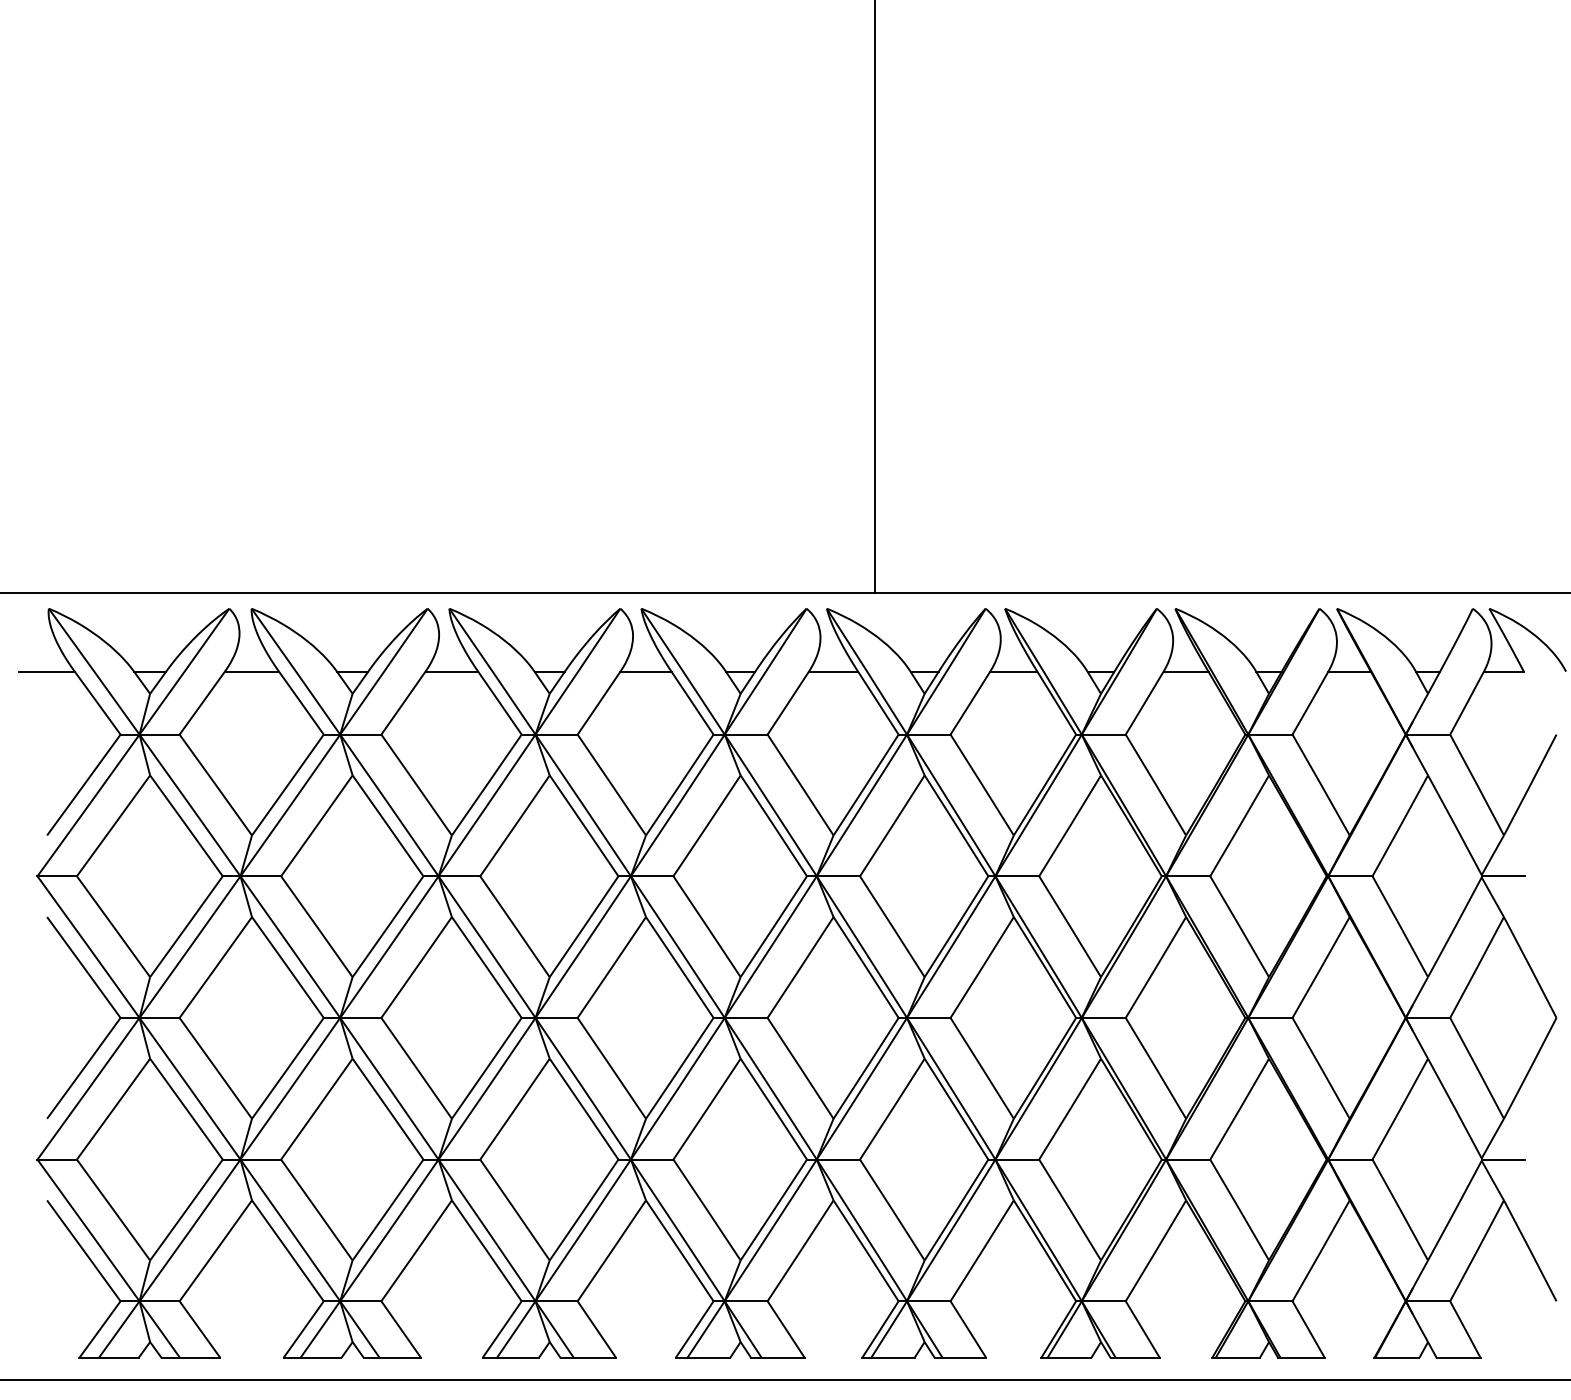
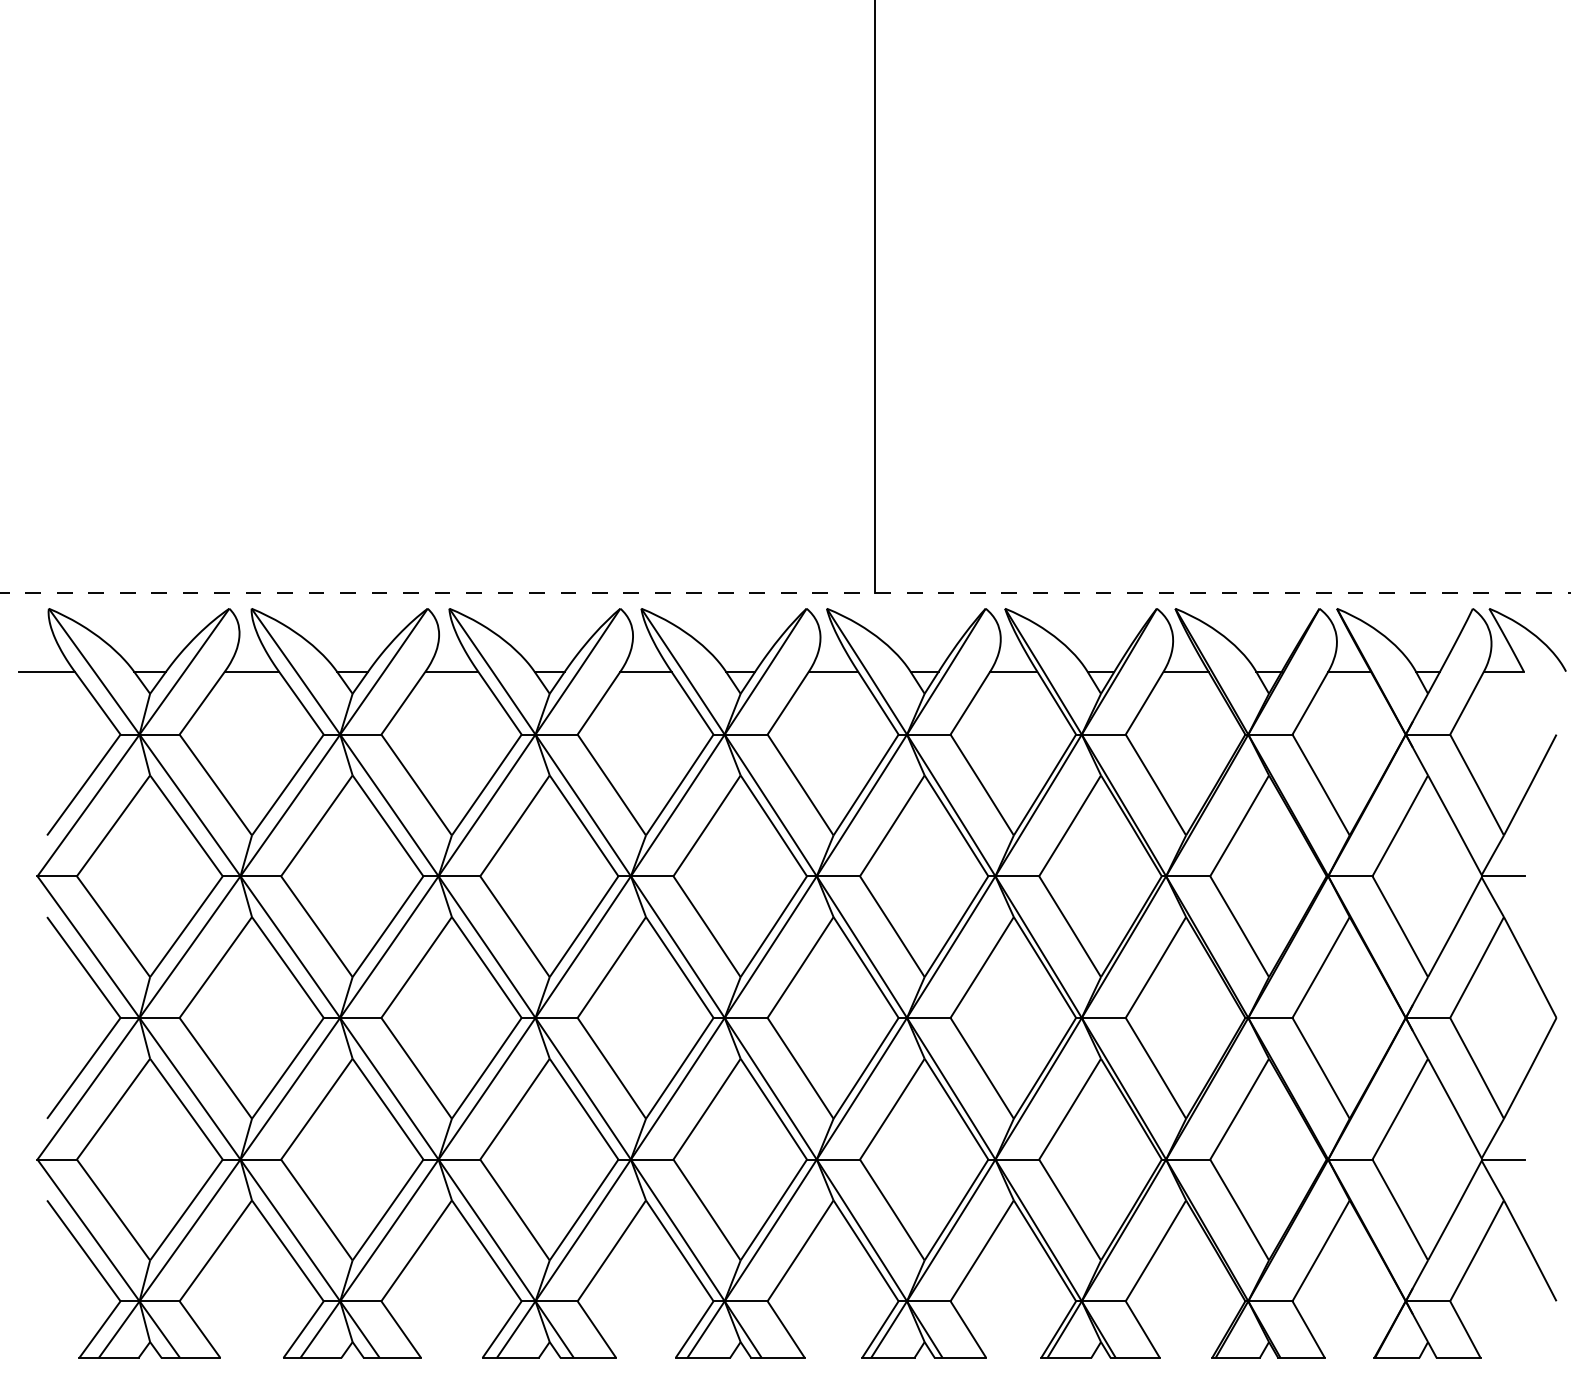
line: solid -> dashed (785, 592)
line: present -> none (784, 1379)
